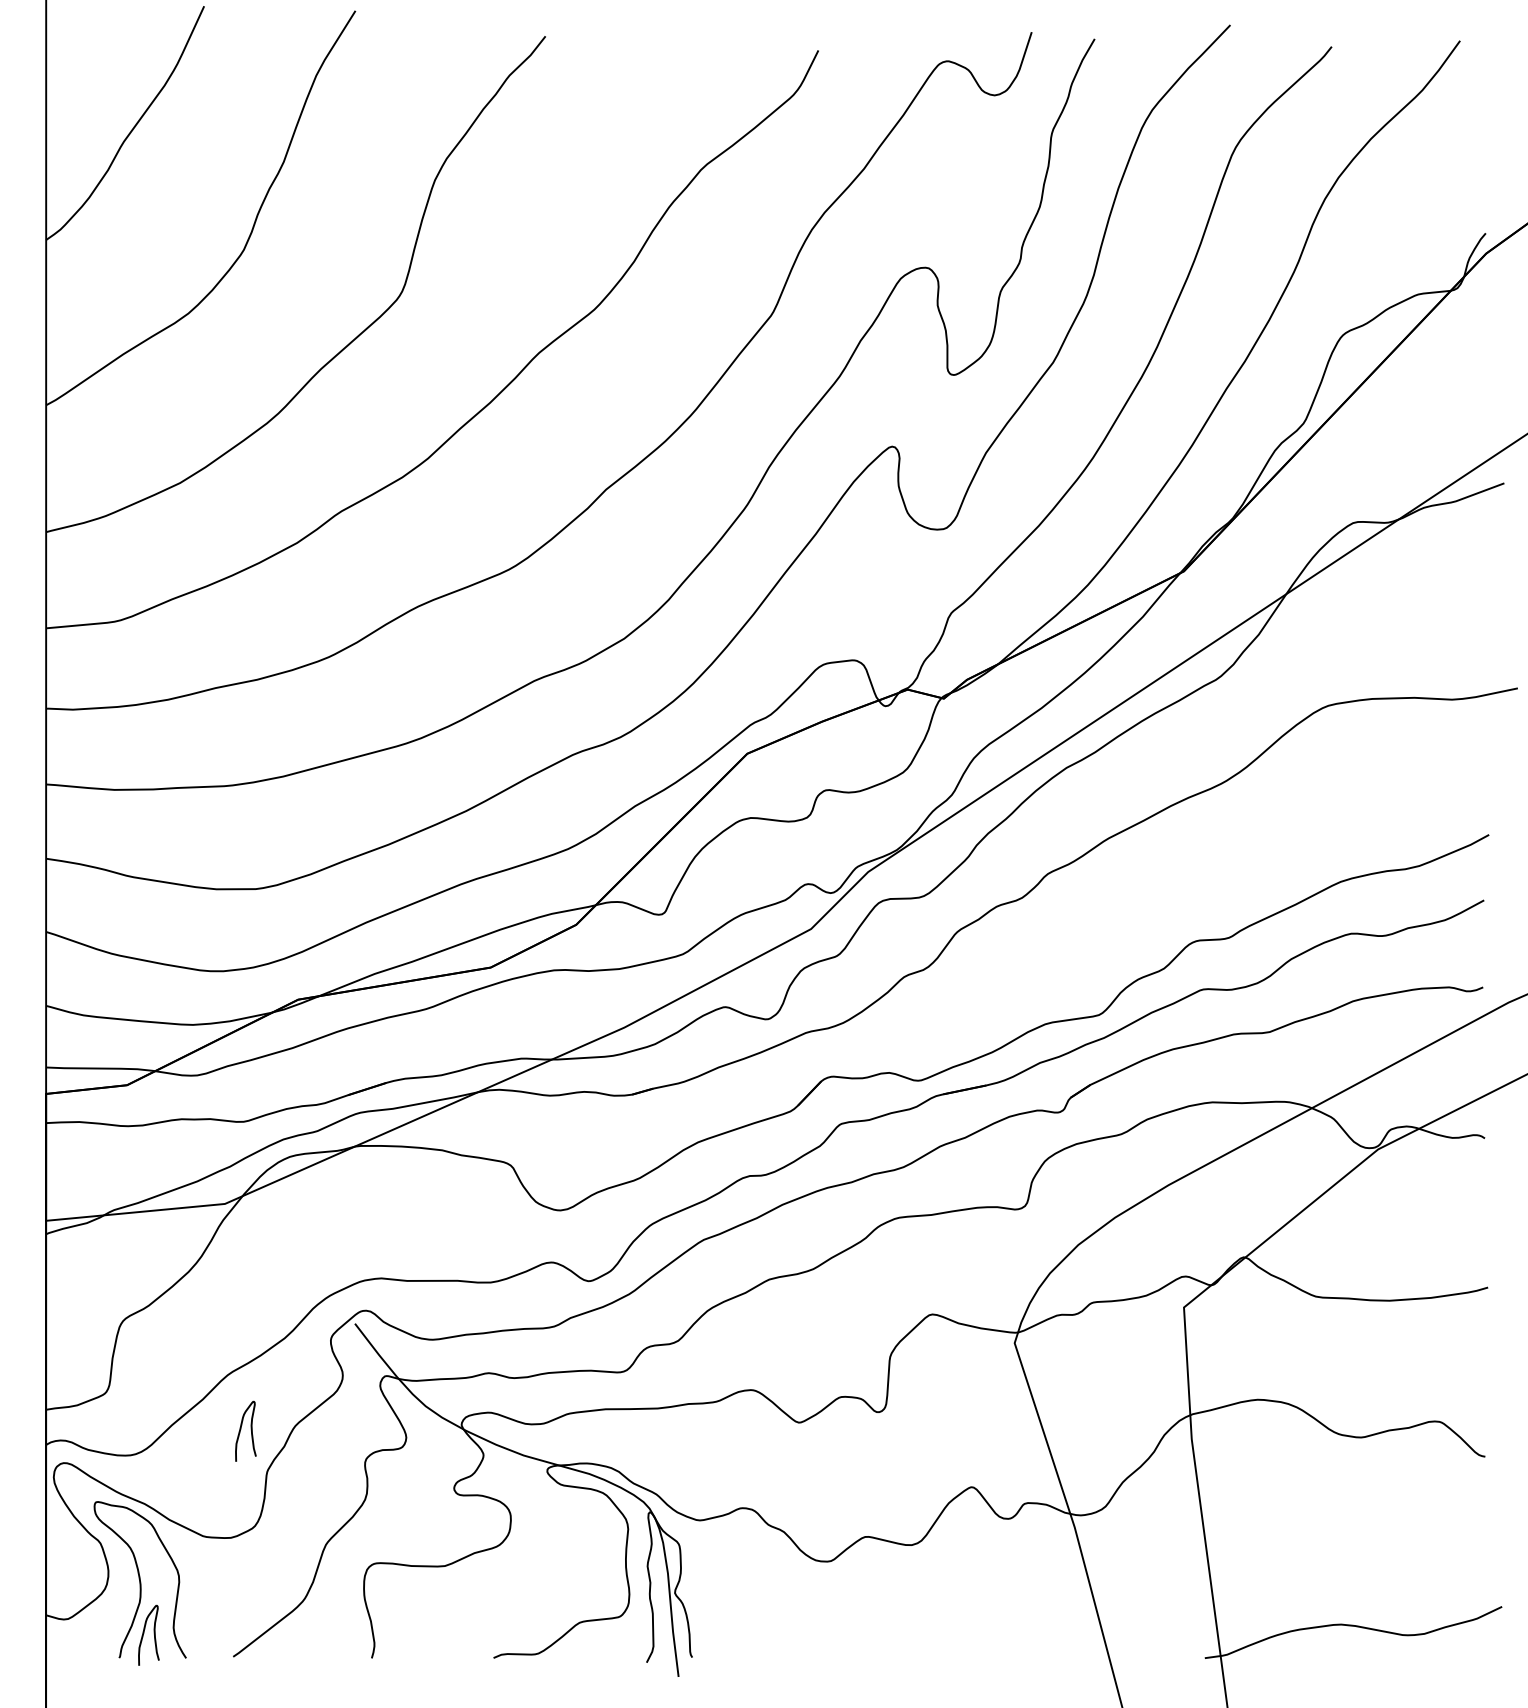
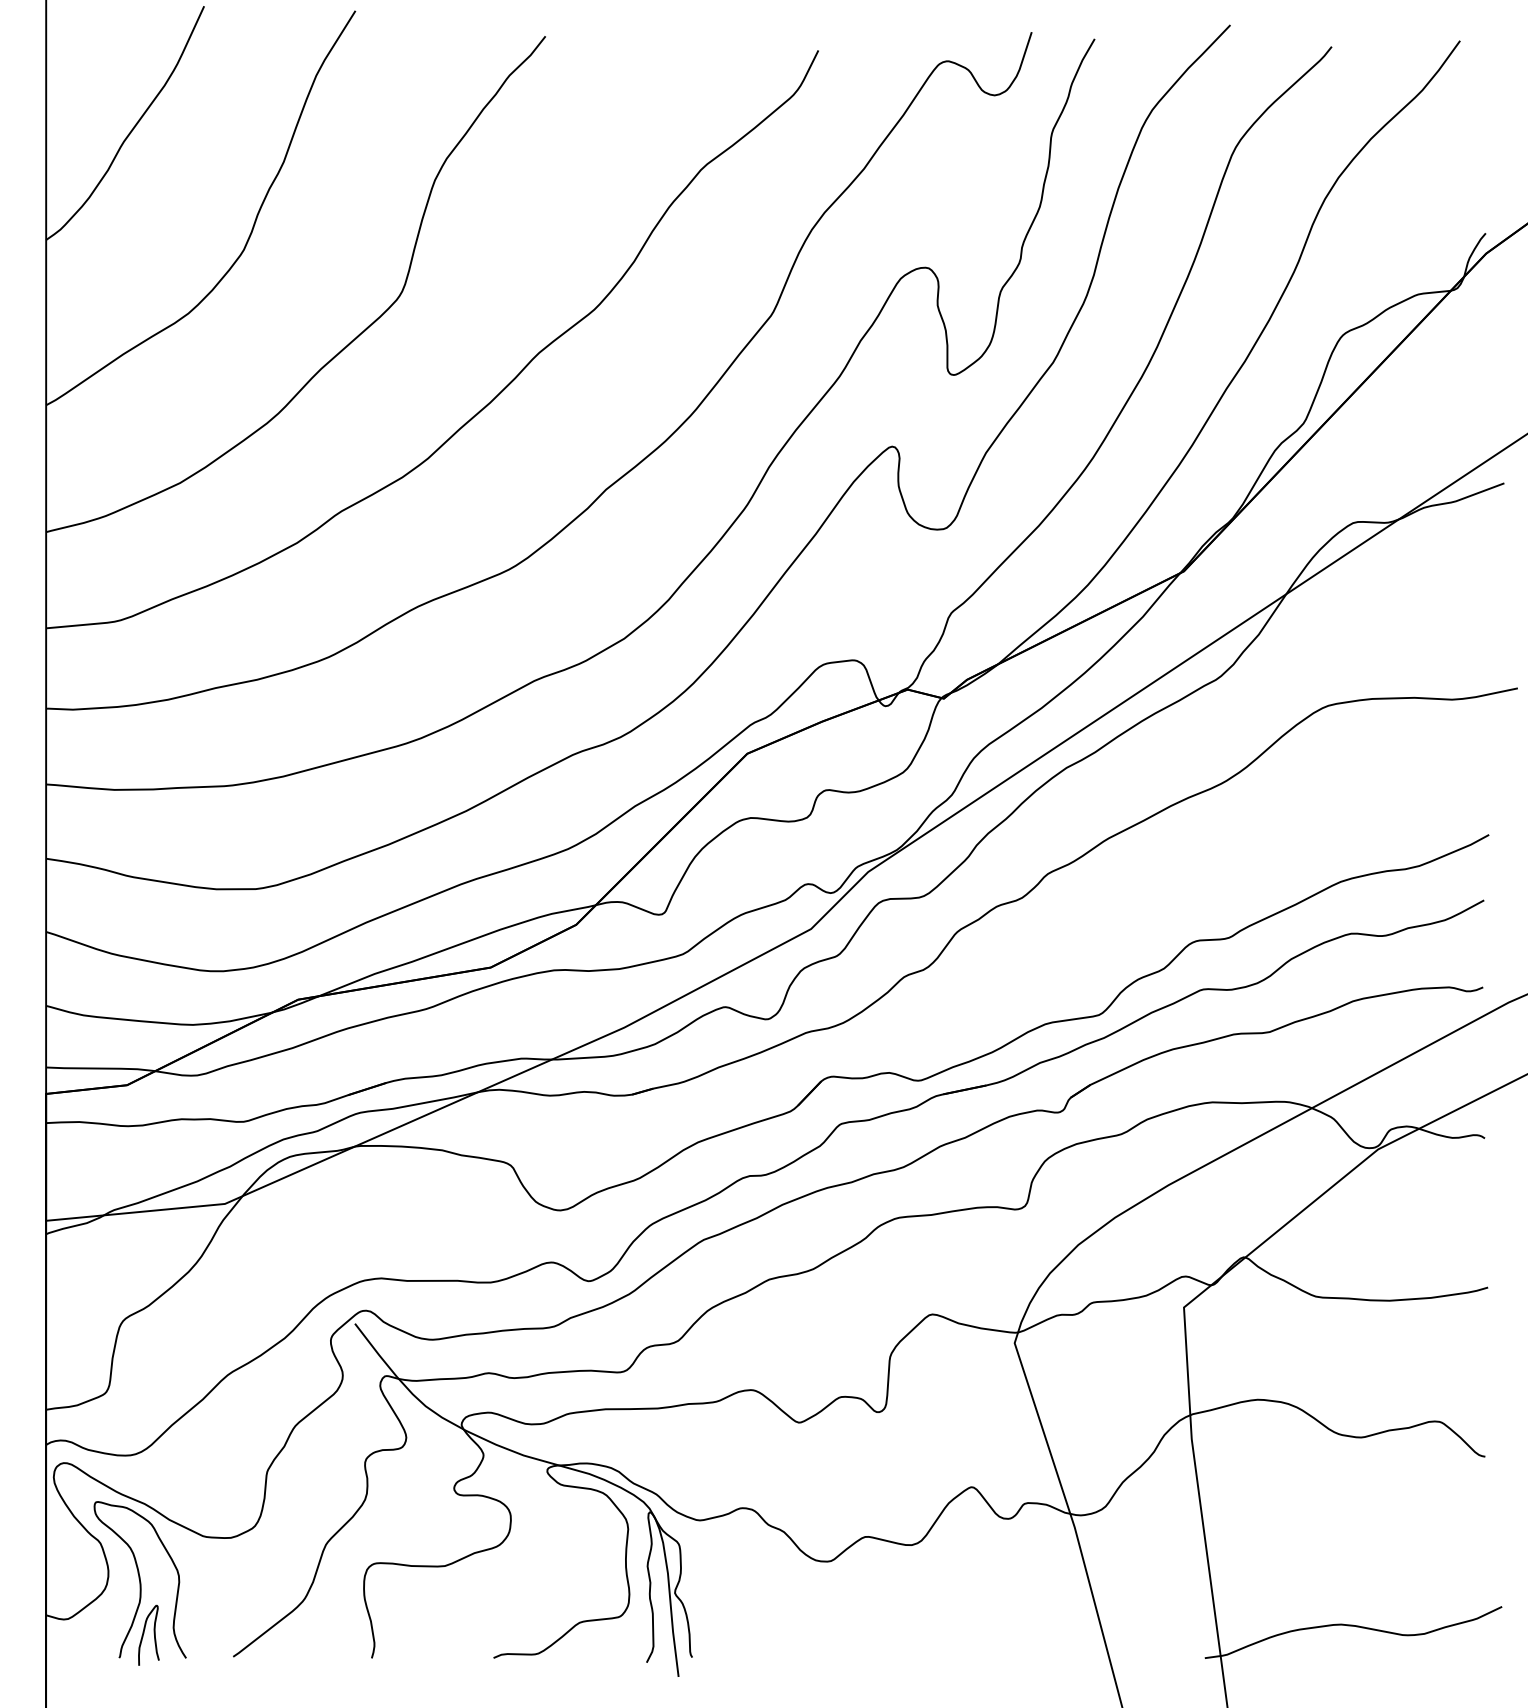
curve: present -> none (241, 1429)
